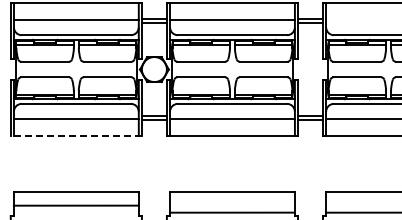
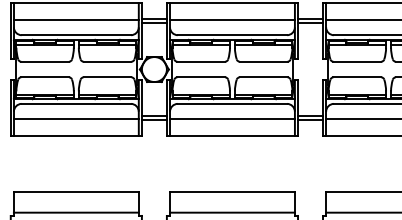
line: none -> present (362, 19)
line: dashed -> solid (76, 135)
line position: (75, 205) -> (75, 212) (75, 212)
